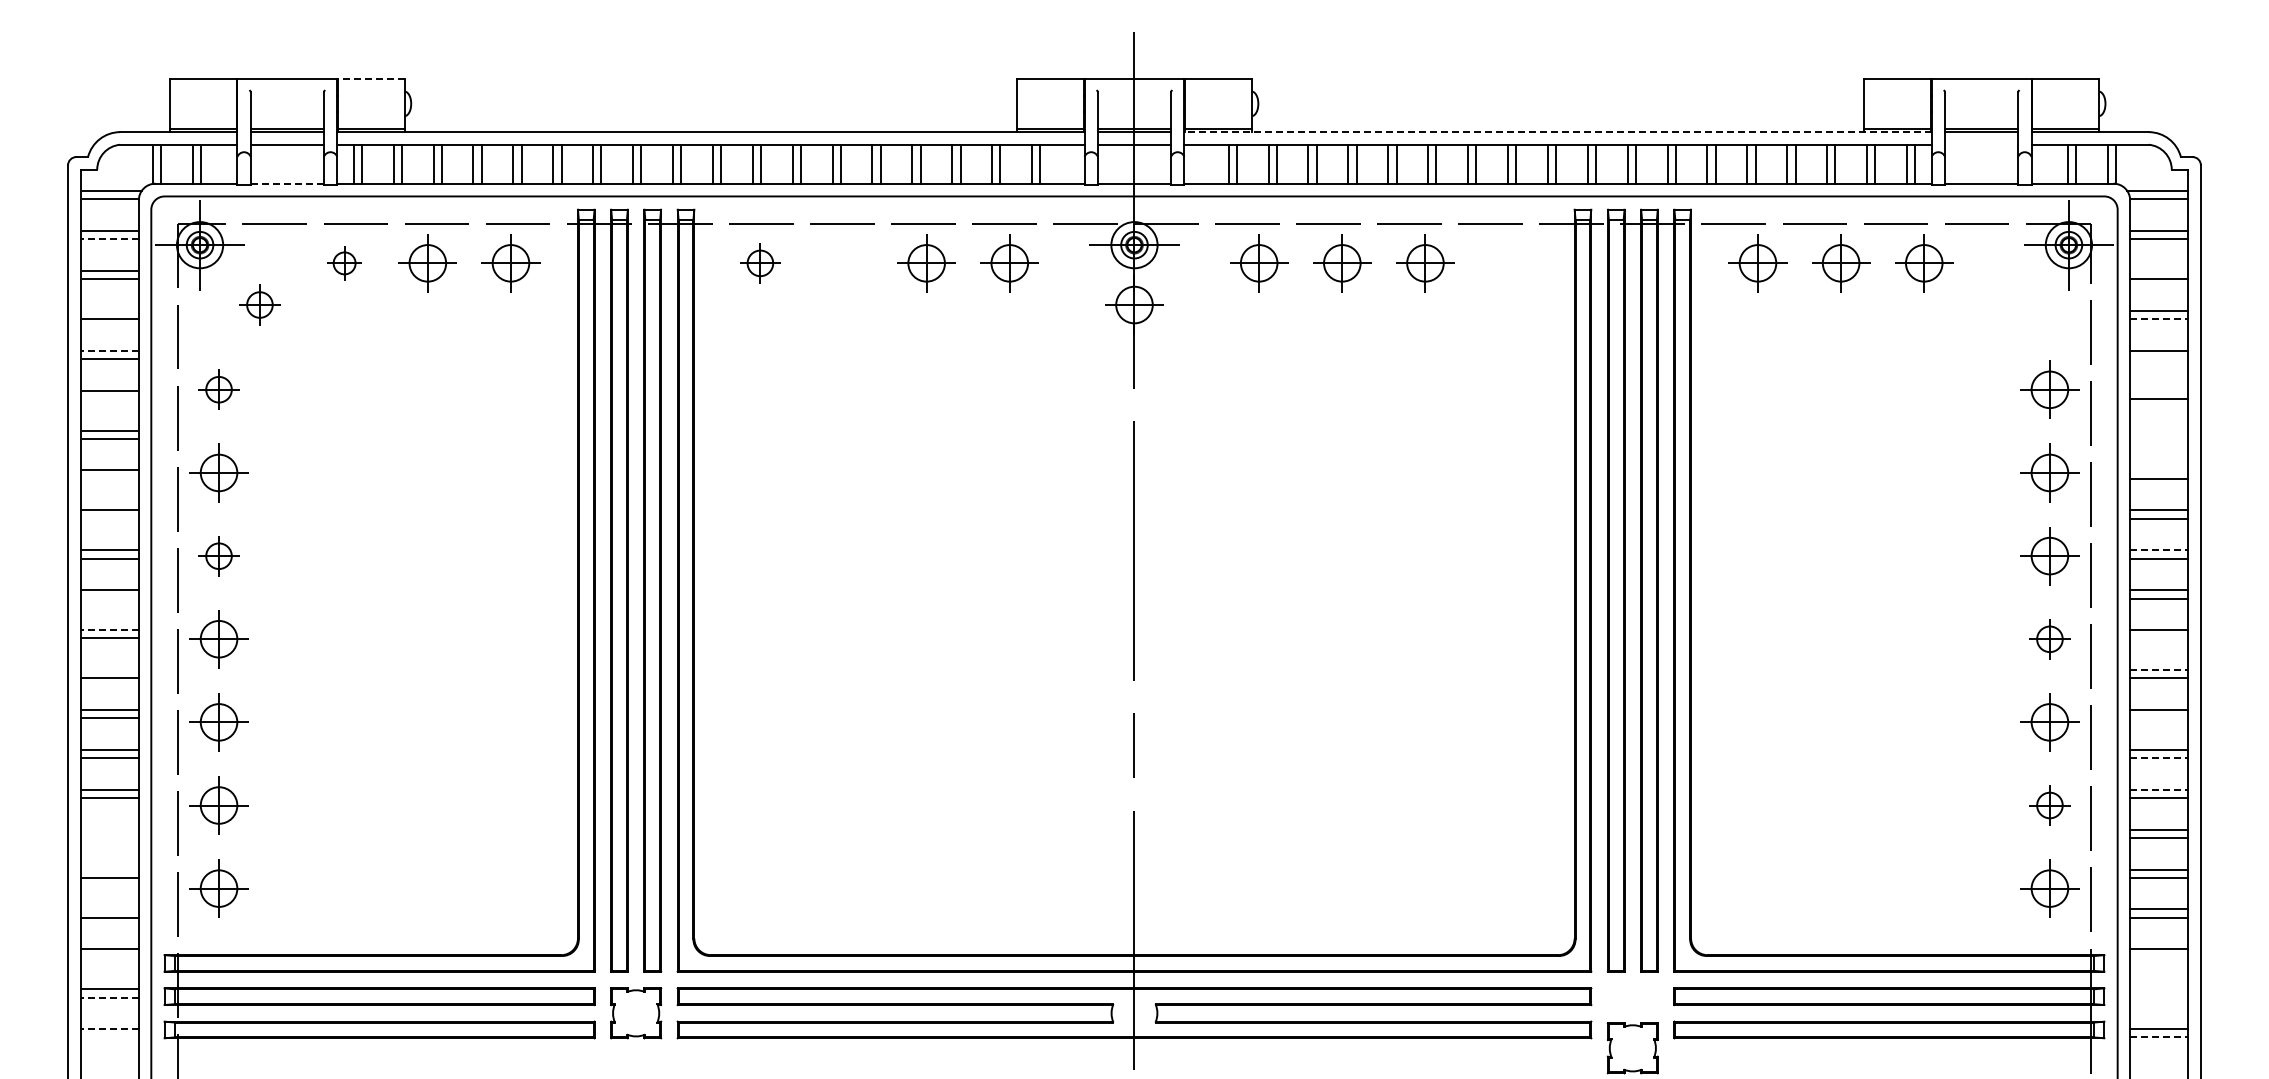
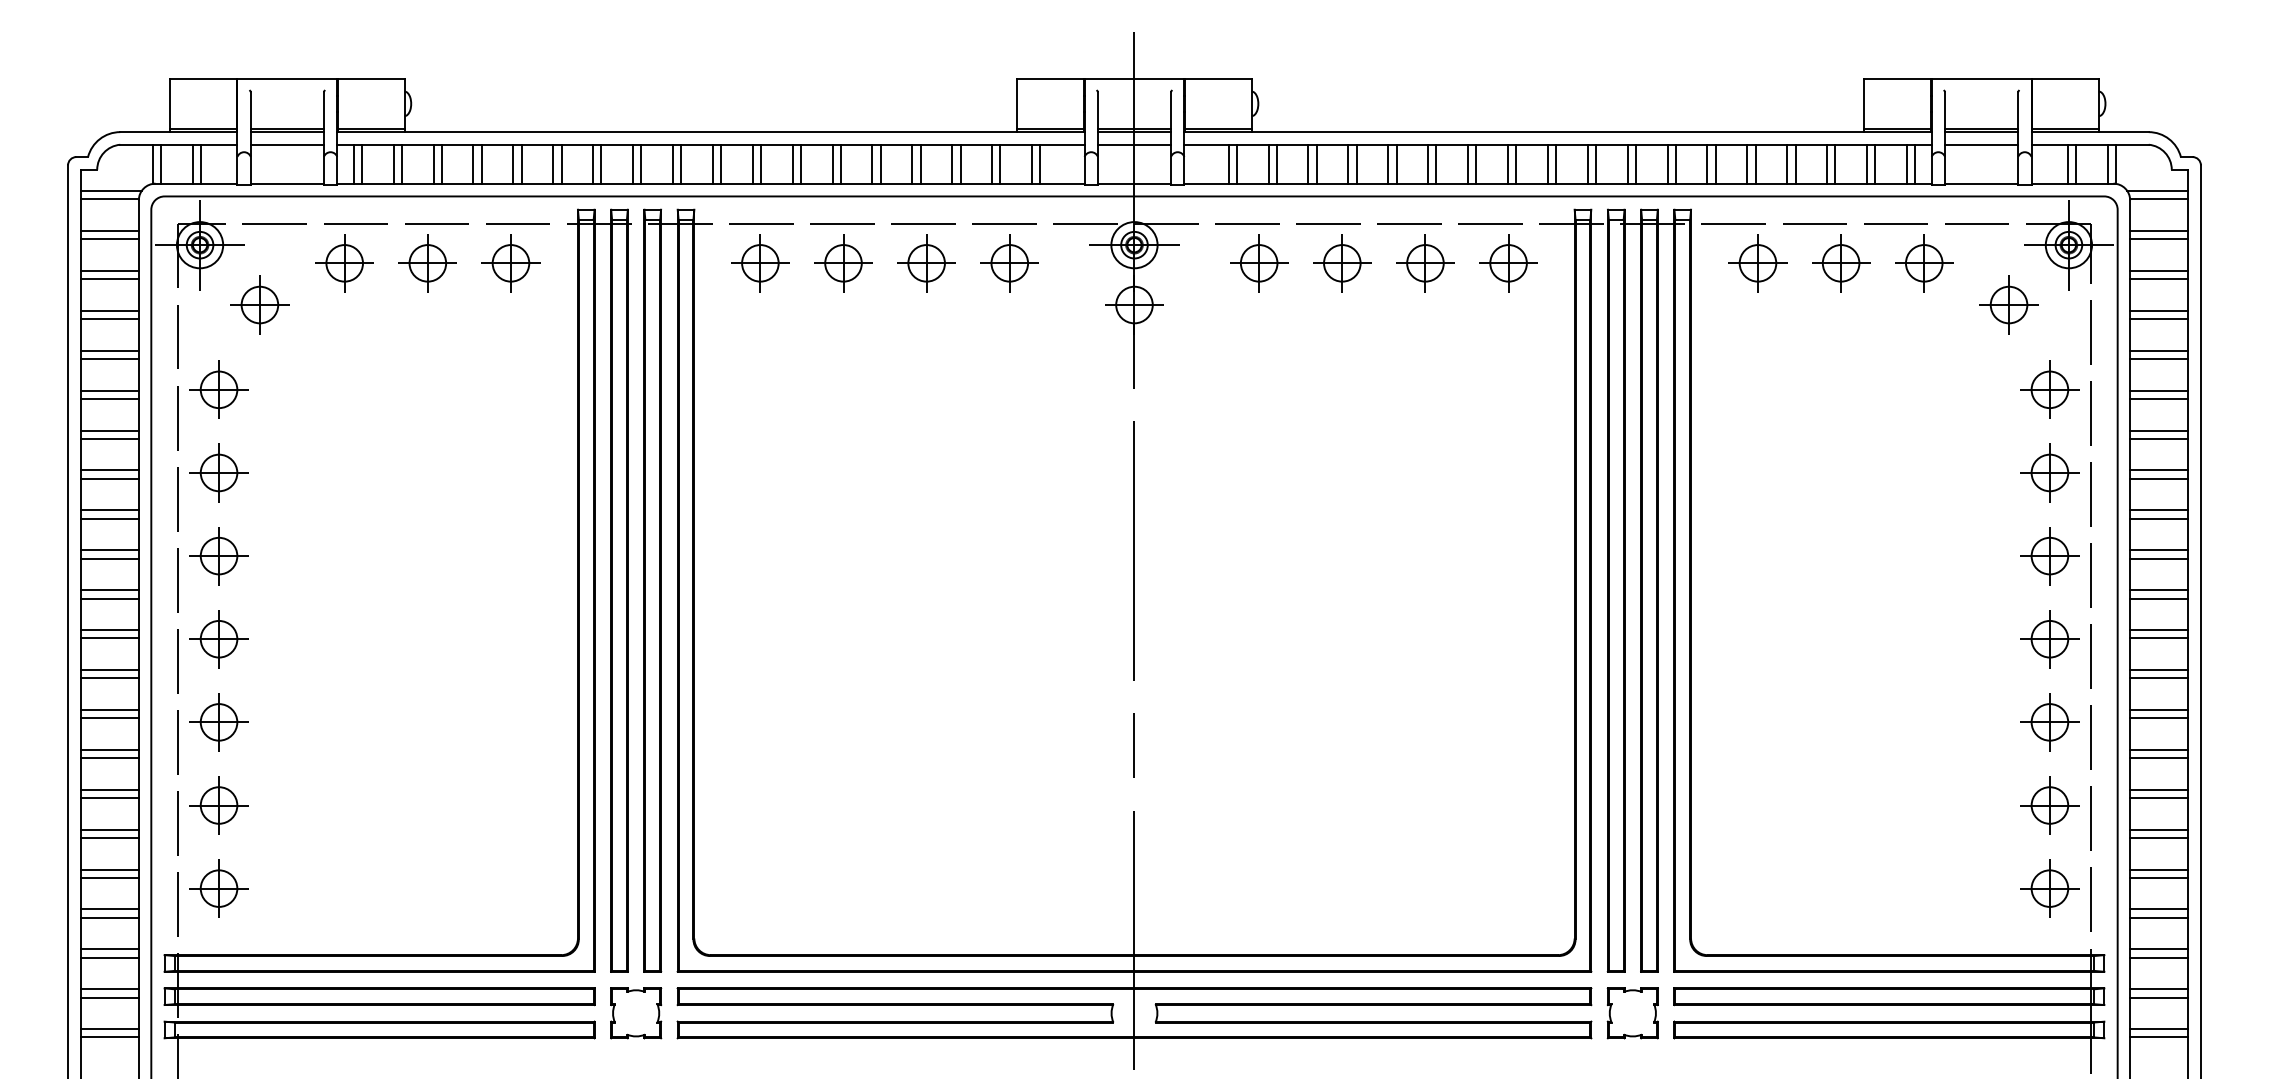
line: dashed -> solid (370, 78)
line: dashed -> solid (1558, 132)
line: none -> present (1981, 144)
line: dashed -> solid (287, 183)
line: dashed -> solid (109, 239)
part size: 35x35 px -> 59x59 px (344, 263)
part size: 41x41 px -> 59x59 px (760, 263)
part: none -> present (843, 263)
part: none -> present (1508, 263)
line: none -> present (2159, 270)
part size: 42x42 px -> 60x60 px (259, 304)
part: none -> present (2008, 304)
line: none -> present (109, 310)
line: dashed -> solid (2159, 319)
line: dashed -> solid (109, 350)
line: none -> present (2159, 359)
part size: 42x41 px -> 60x59 px (218, 389)
line: none -> present (2159, 390)
line: none -> present (109, 398)
line: none -> present (2159, 430)
line: none -> present (2159, 438)
line: none -> present (2159, 470)
line: none -> present (109, 478)
line: none -> present (109, 518)
line: dashed -> solid (2159, 550)
part size: 42x41 px -> 60x59 px (218, 556)
line: none -> present (109, 598)
line: dashed -> solid (109, 630)
line: none -> present (2159, 638)
part size: 42x41 px -> 60x59 px (2049, 639)
line: none -> present (109, 670)
line: dashed -> solid (2159, 670)
line: none -> present (2159, 718)
line: dashed -> solid (2159, 758)
line: dashed -> solid (2159, 789)
part size: 42x41 px -> 60x59 px (2049, 805)
line: none -> present (109, 829)
line: none -> present (109, 837)
line: none -> present (109, 869)
line: none -> present (109, 909)
line: none -> present (109, 957)
line: none -> present (2159, 957)
line: none -> present (2159, 989)
line: dashed -> solid (109, 997)
line: none -> present (2159, 997)
line: dashed -> solid (109, 1029)
line: none -> present (109, 1037)
line: dashed -> solid (2159, 1037)
part position: (1632, 1048) -> (1632, 1013) (1632, 1013)
